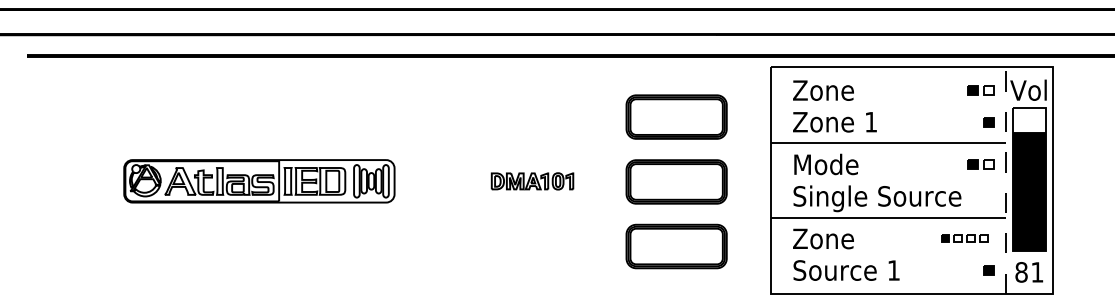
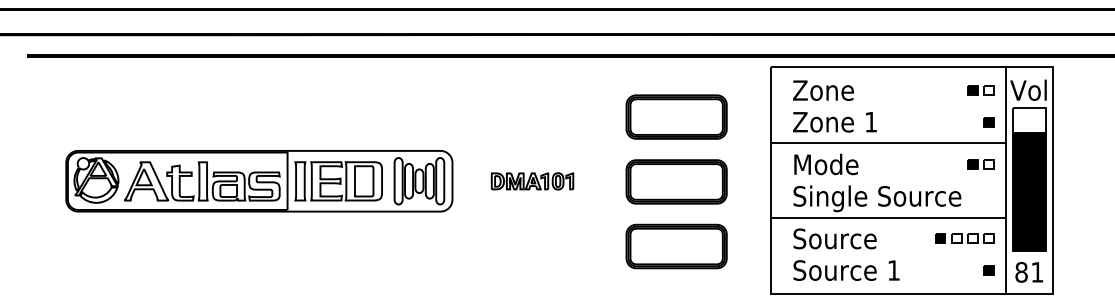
line: dashed -> solid (1006, 180)
part size: 273x45 px -> 389x63 px (259, 181)
text: Zone -> Source (834, 238)
part size: 48x9 px -> 60x11 px (964, 238)
